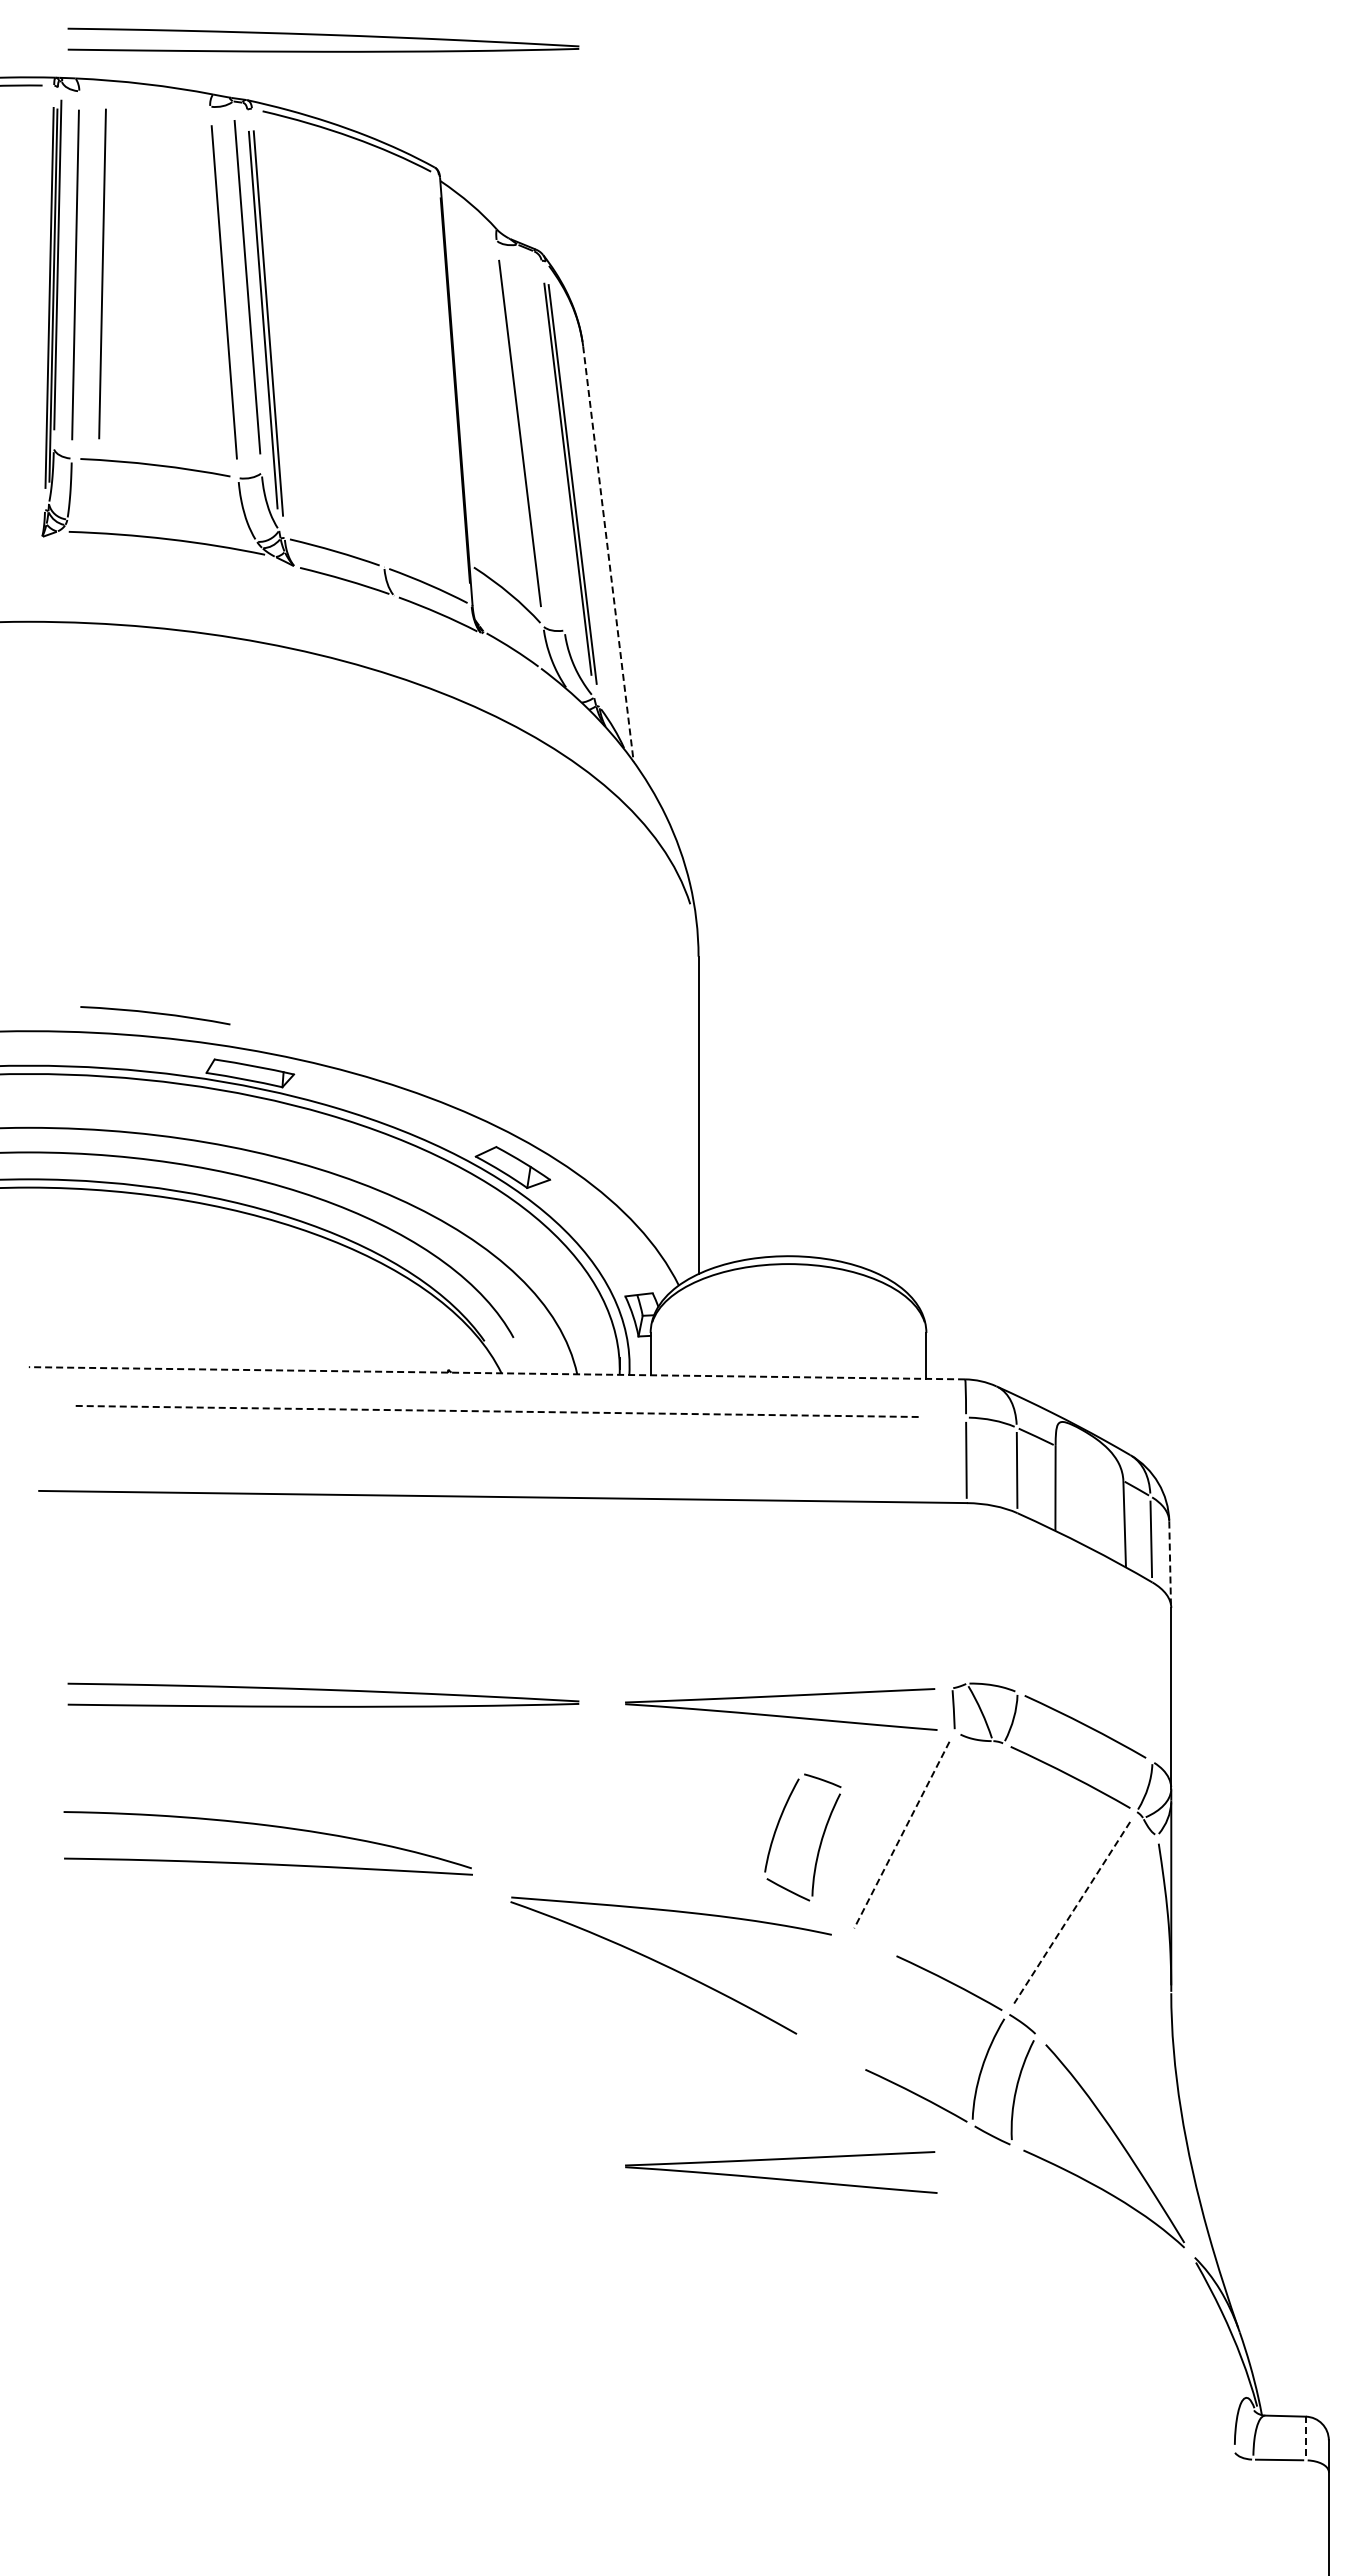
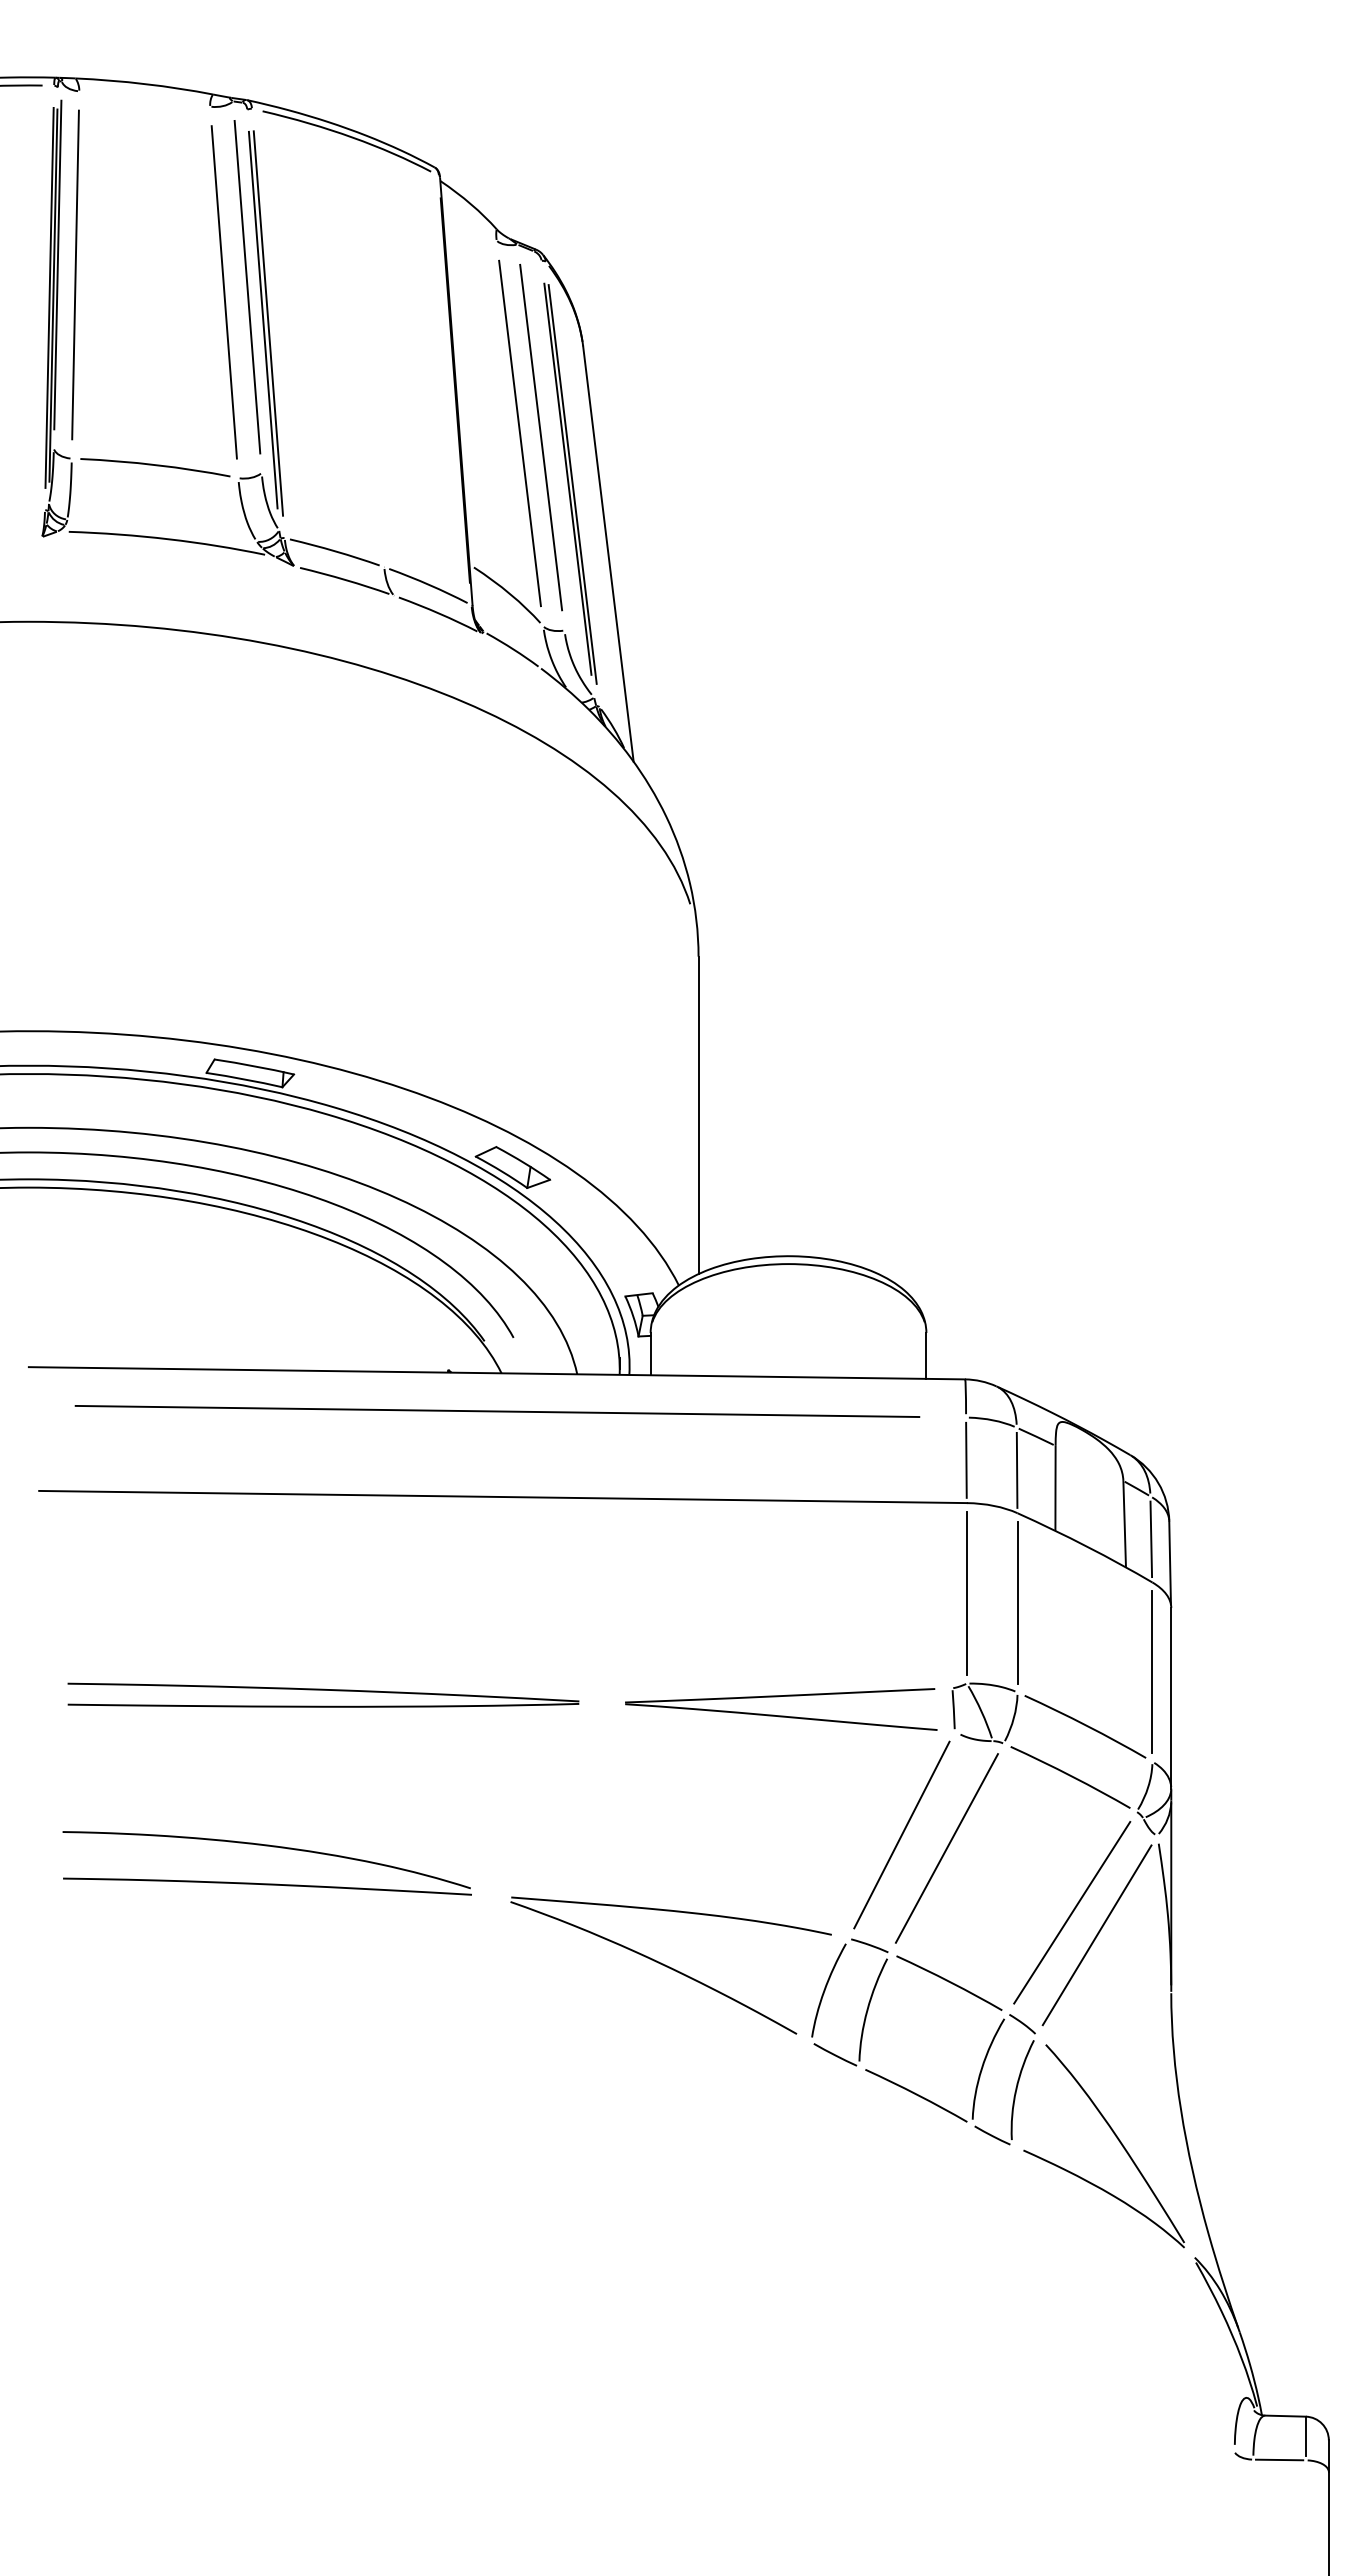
part: present -> none (323, 39)
line: present -> none (102, 273)
line: none -> present (540, 437)
line: dashed -> solid (608, 554)
curve: present -> none (155, 1014)
line: dashed -> solid (496, 1373)
line: dashed -> solid (497, 1411)
line: dashed -> solid (1170, 1563)
line: none -> present (966, 1593)
line: none -> present (1017, 1602)
line: none -> present (1152, 1671)
part position: (267, 1826) -> (266, 1846) (266, 1846)
line: dashed -> solid (901, 1835)
part position: (820, 1840) -> (867, 2005) (867, 2005)
line: none -> present (946, 1848)
line: dashed -> solid (1072, 1912)
line: none -> present (1096, 1935)
part: present -> none (781, 2172)
line: dashed -> solid (1305, 2436)
